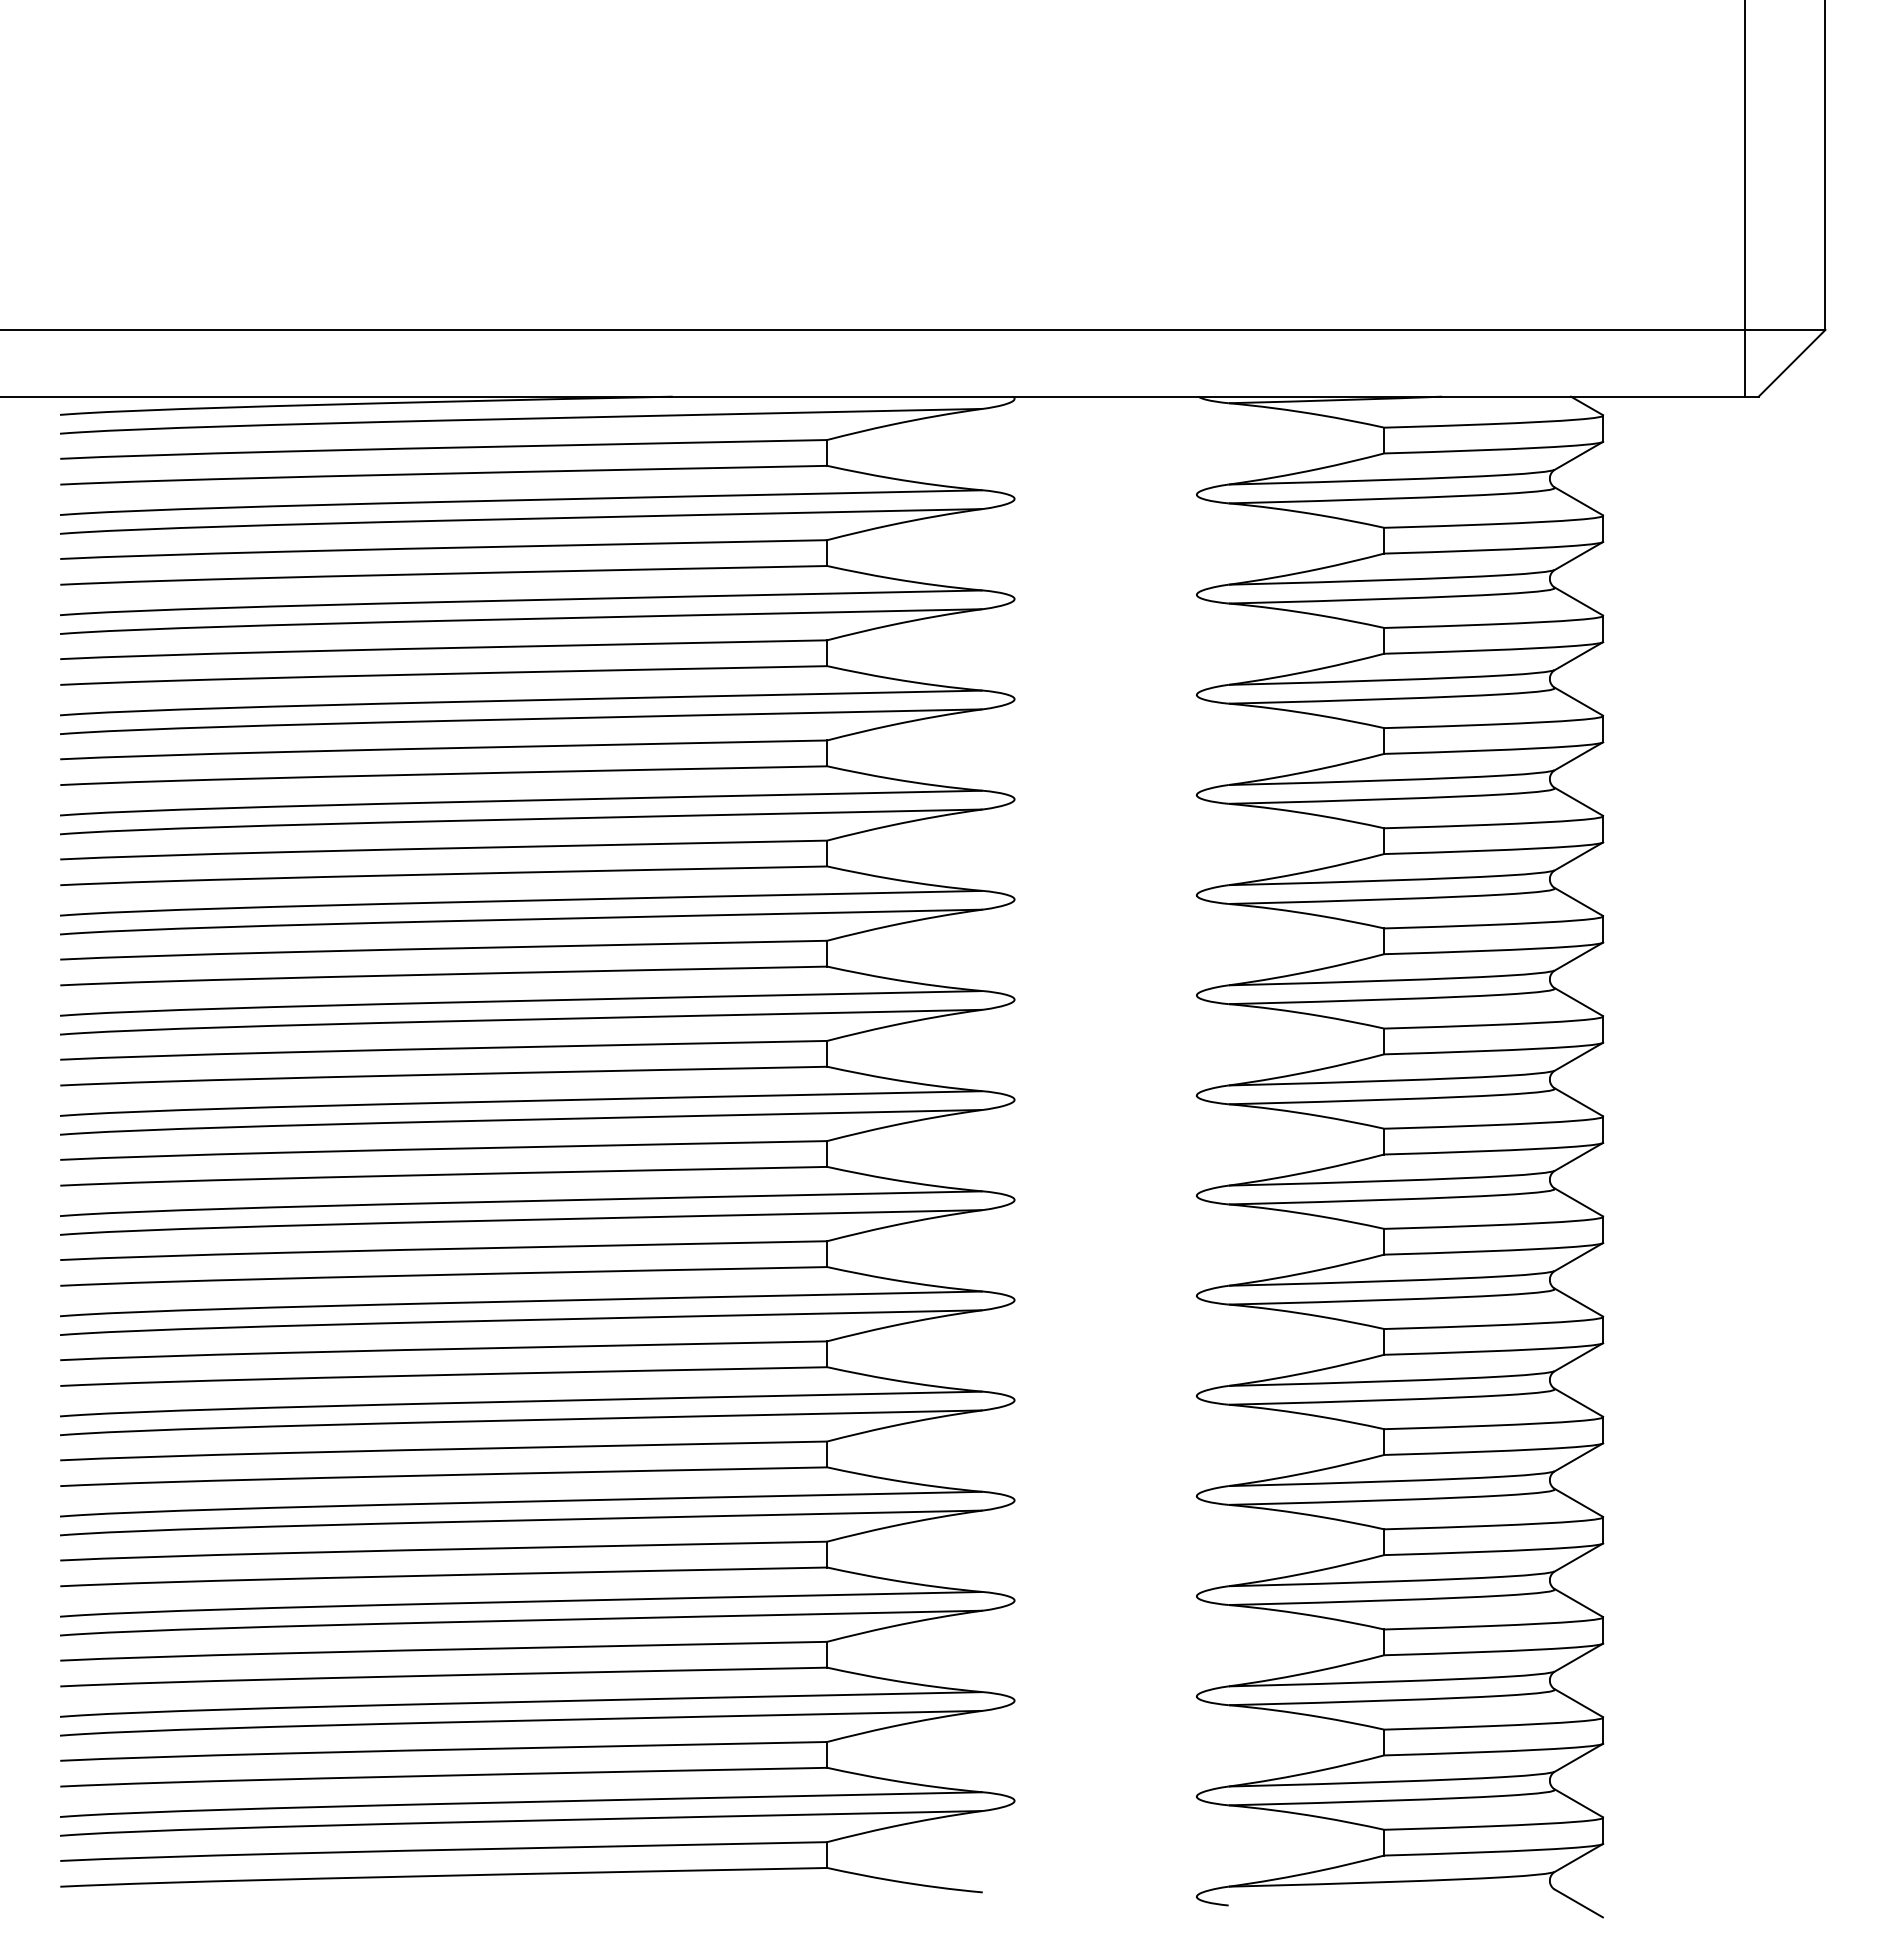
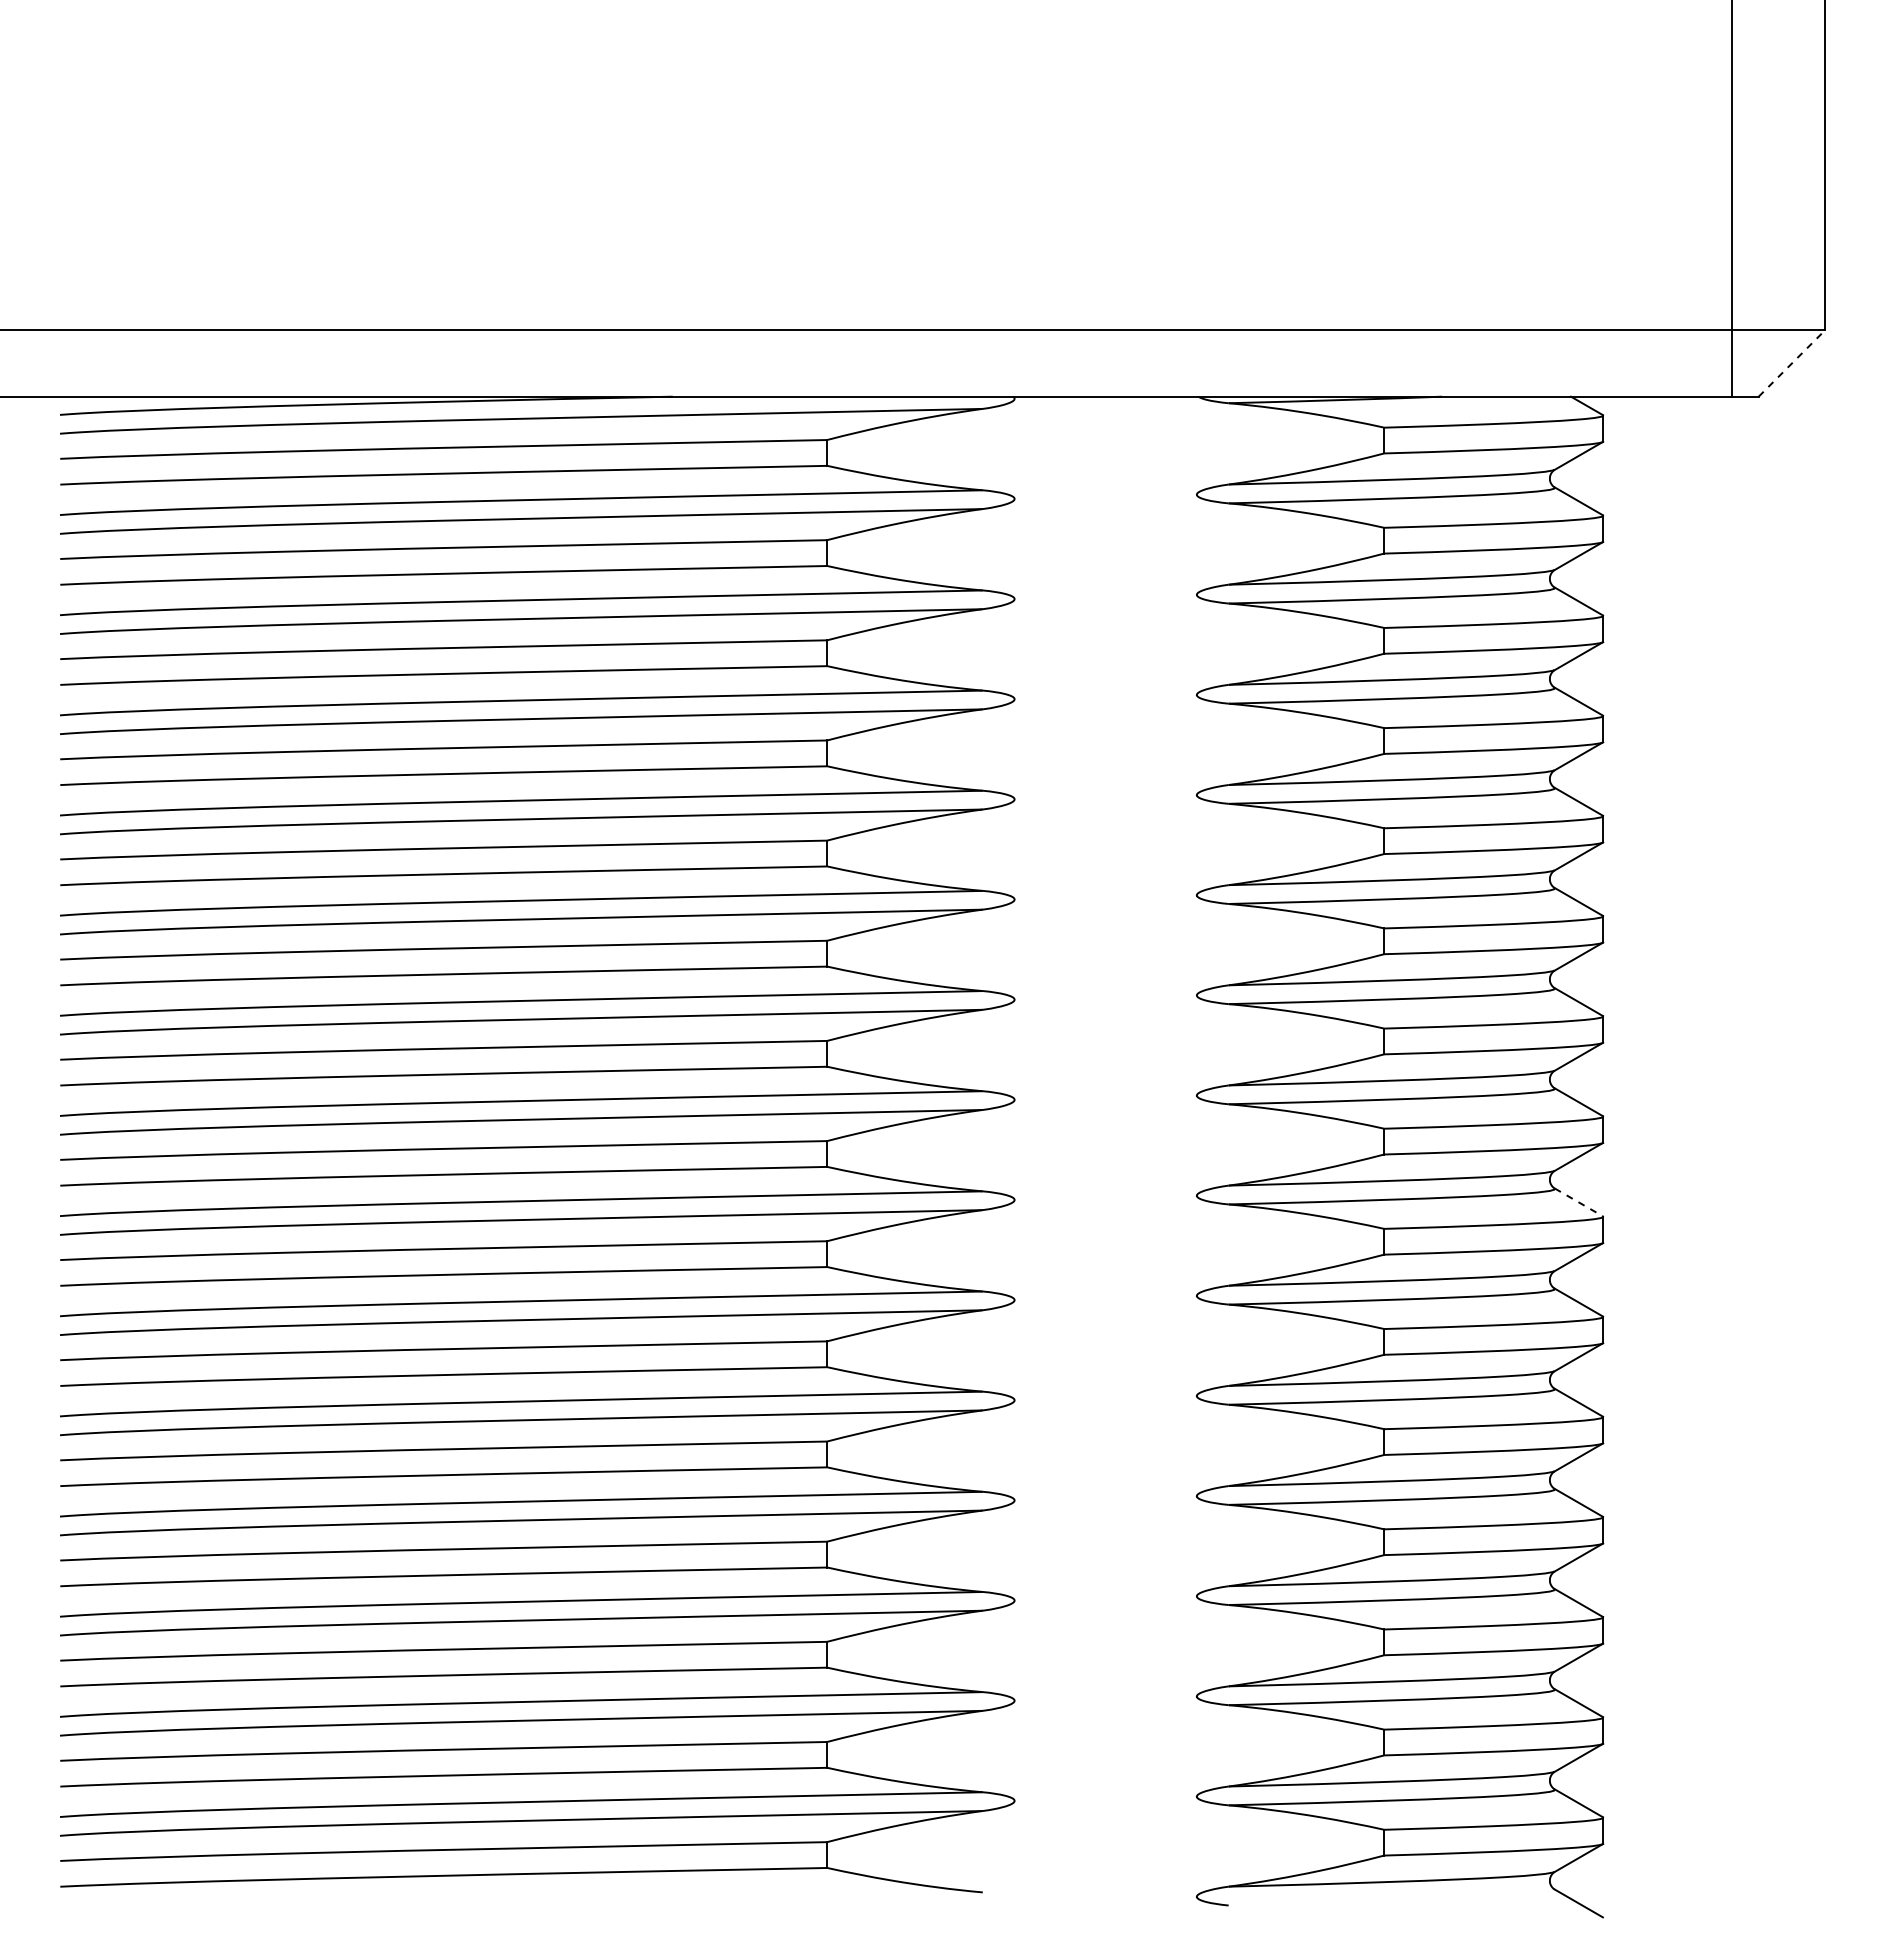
line position: (1744, 199) -> (1731, 199) (1731, 199)
line: solid -> dashed (1792, 362)
line: solid -> dashed (1578, 1202)
